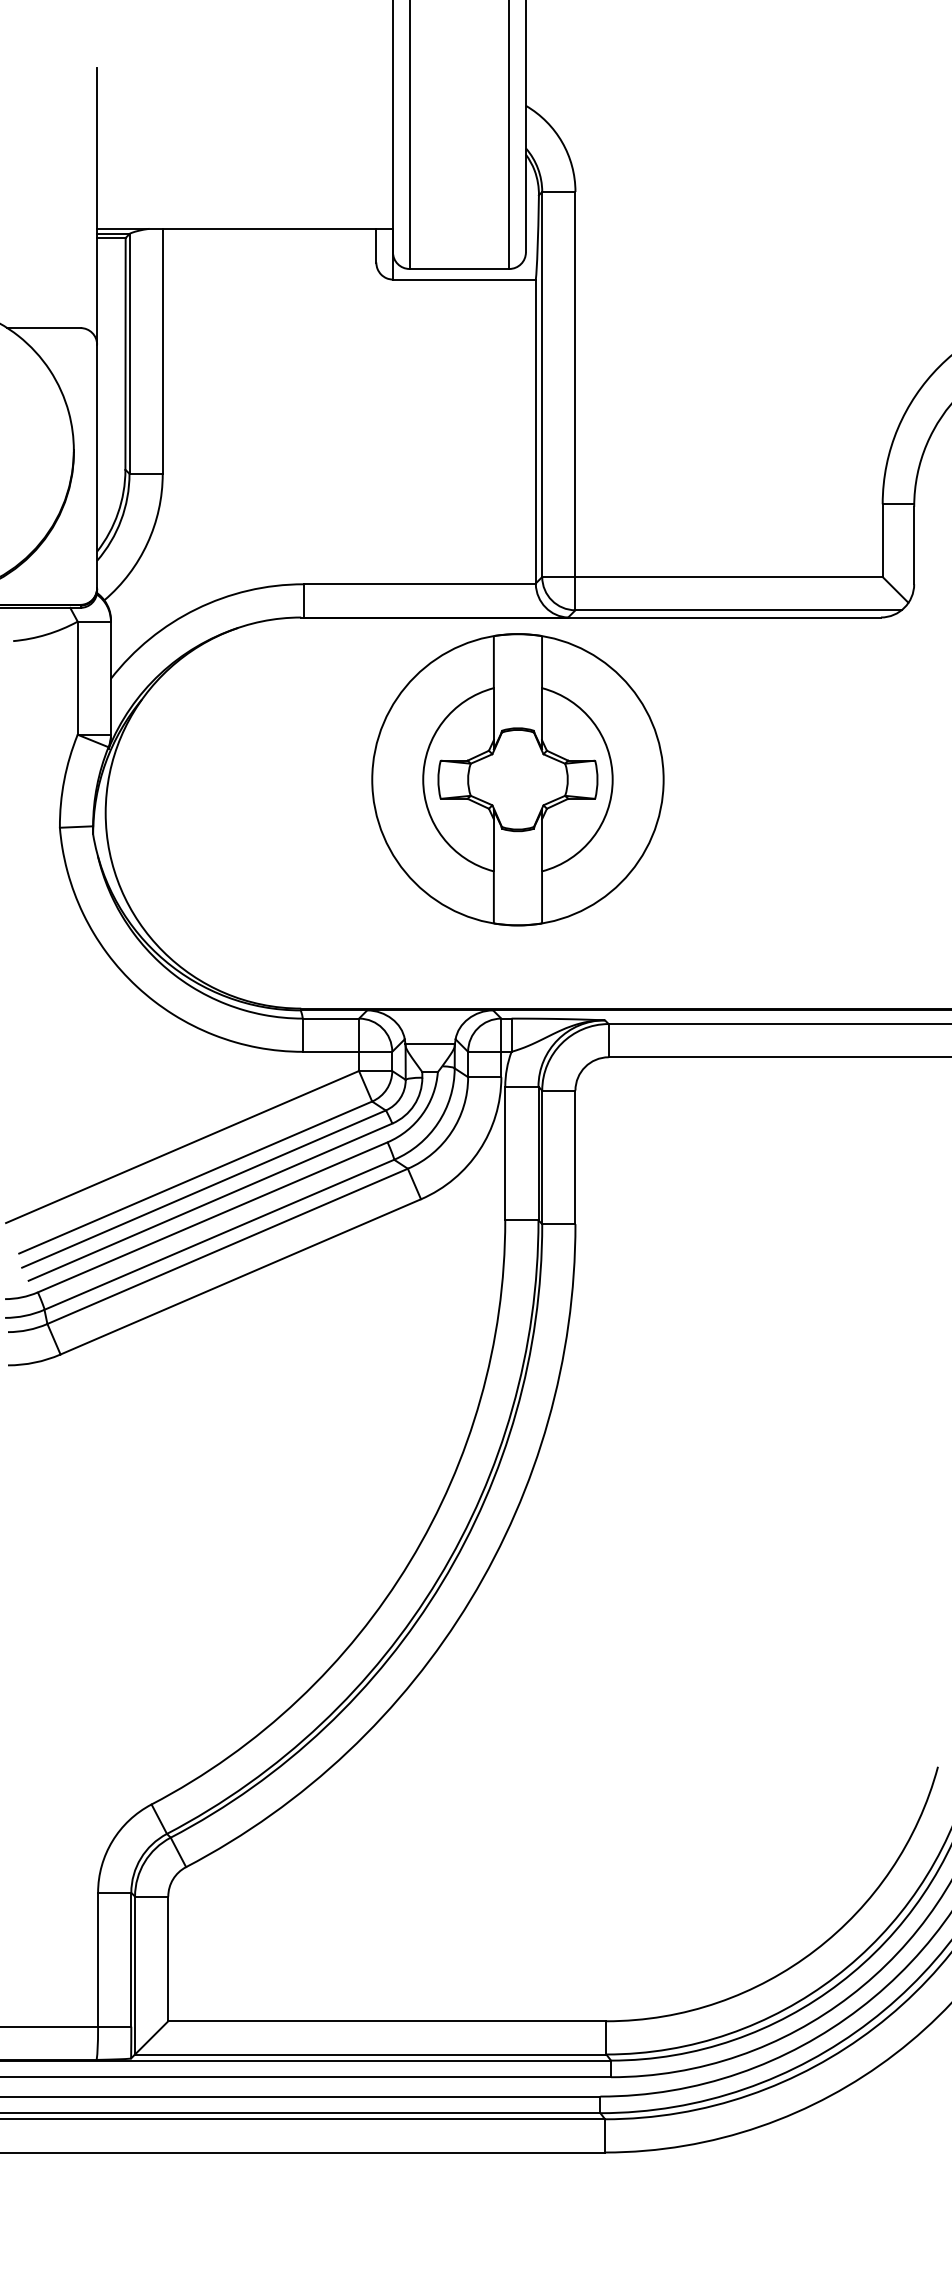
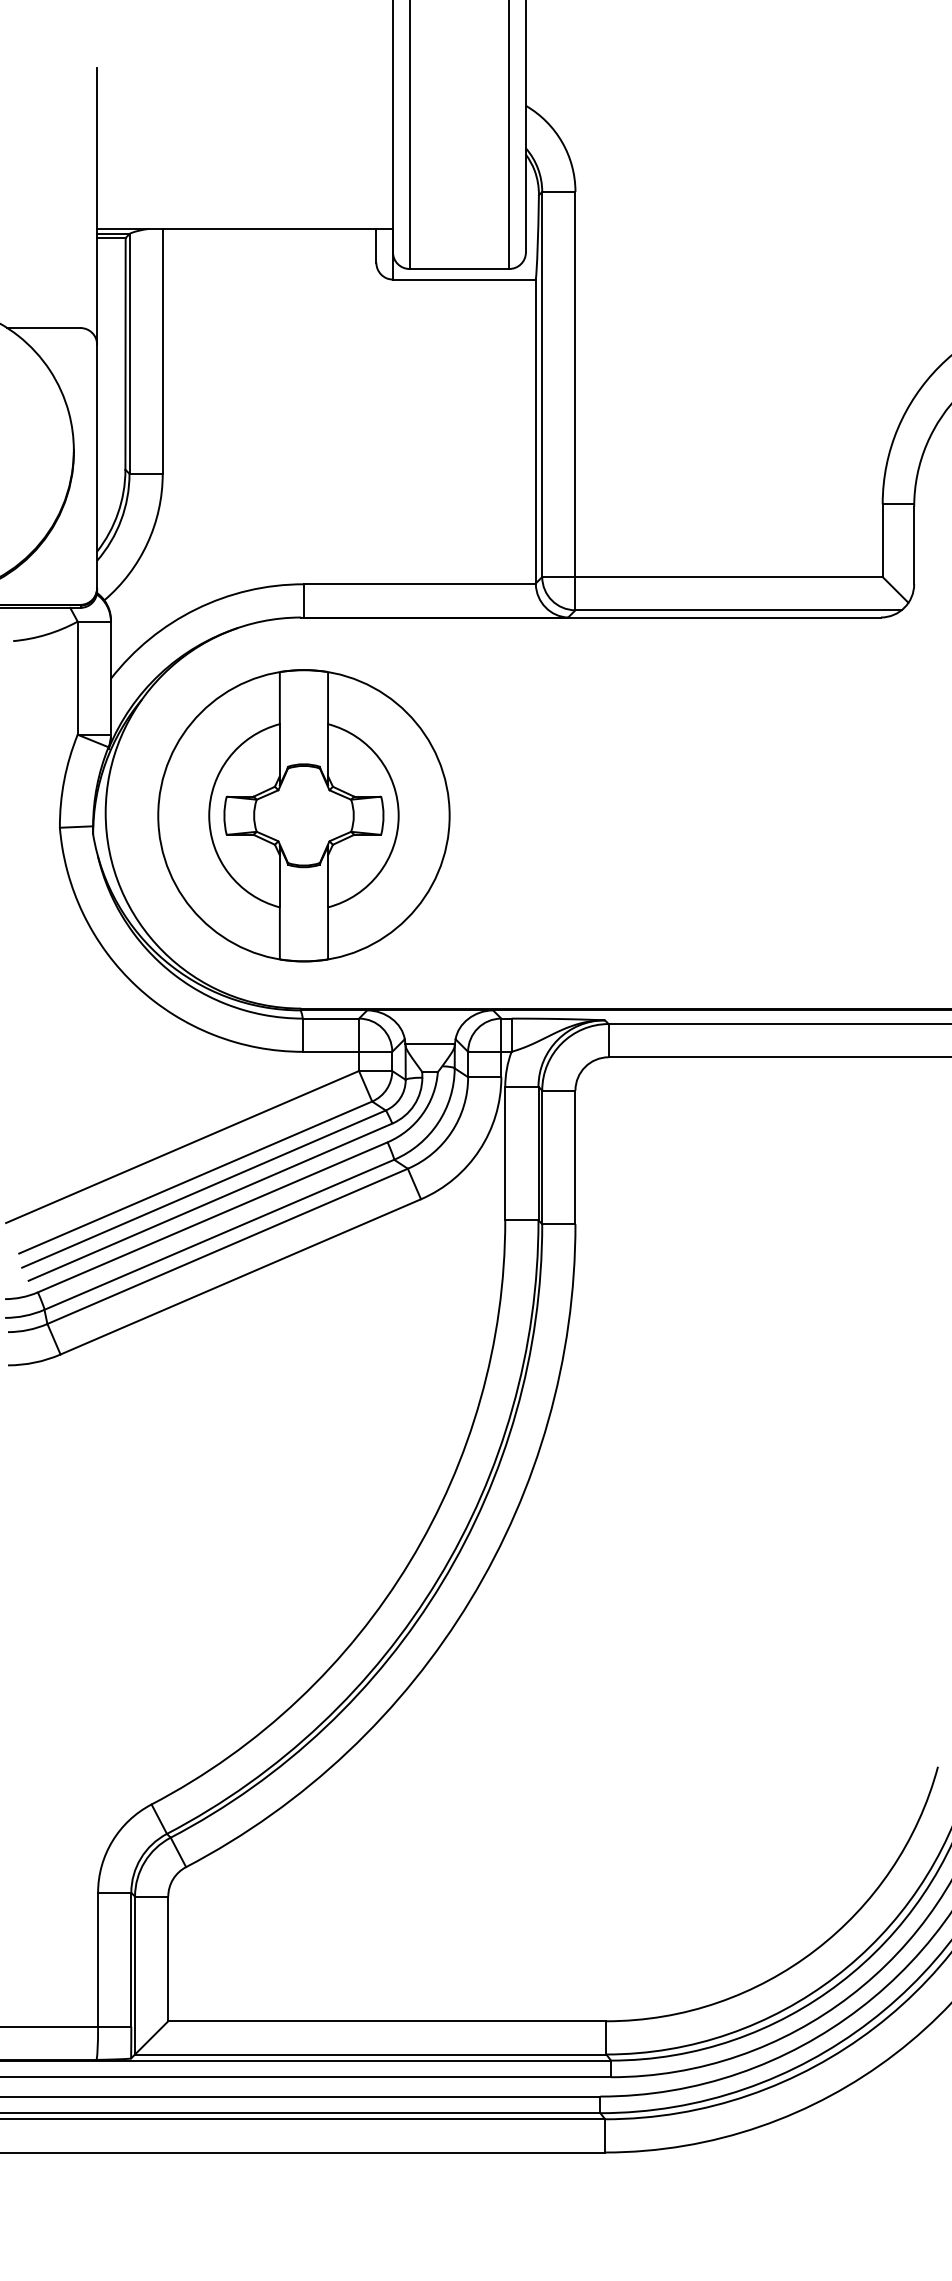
part position: (517, 779) -> (303, 815) (303, 815)
